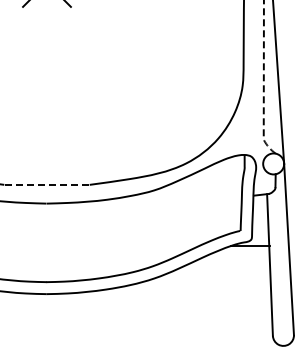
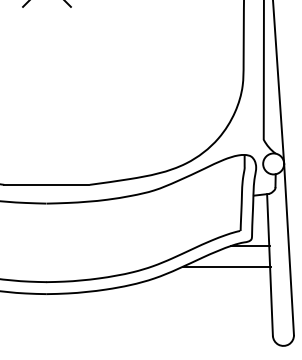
line: dashed -> solid (263, 81)
line: dashed -> solid (46, 184)
line: none -> present (226, 266)
